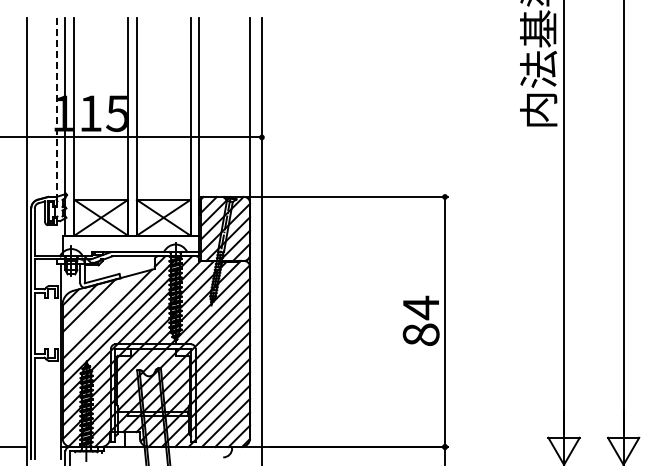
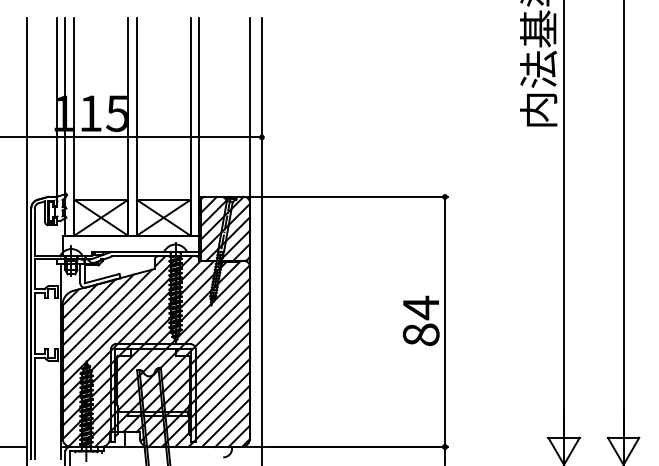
line: dashed -> solid (56, 108)
line: none -> present (97, 309)
